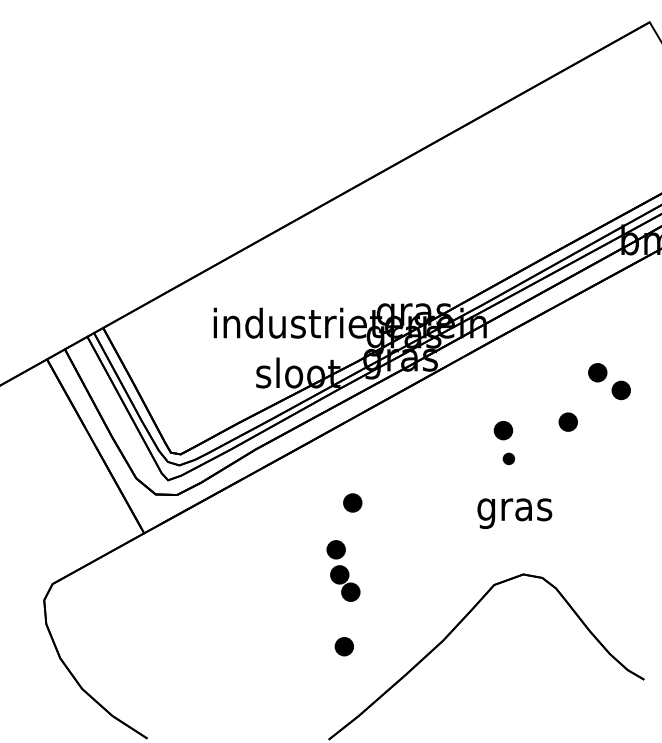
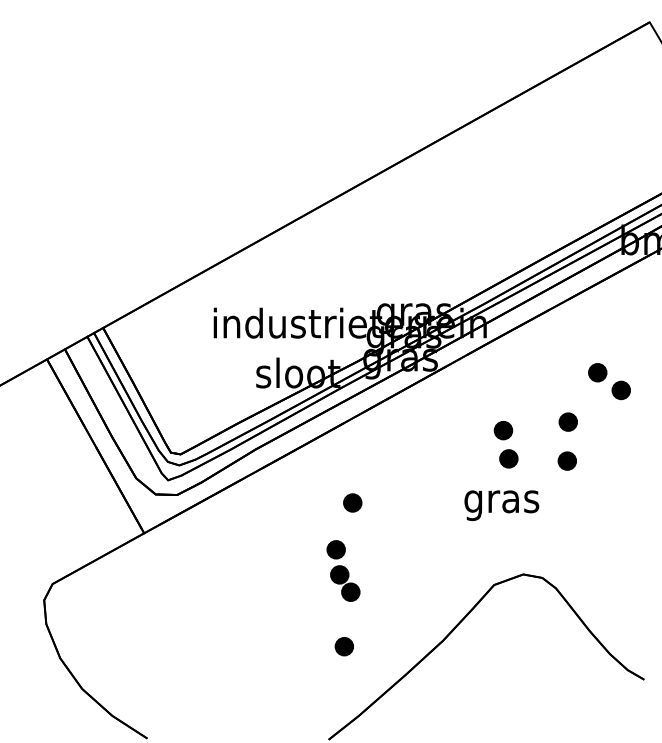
part size: 13x14 px -> 20x20 px (508, 458)
part: none -> present (566, 460)
text position: (514, 513) -> (501, 505) (501, 505)
